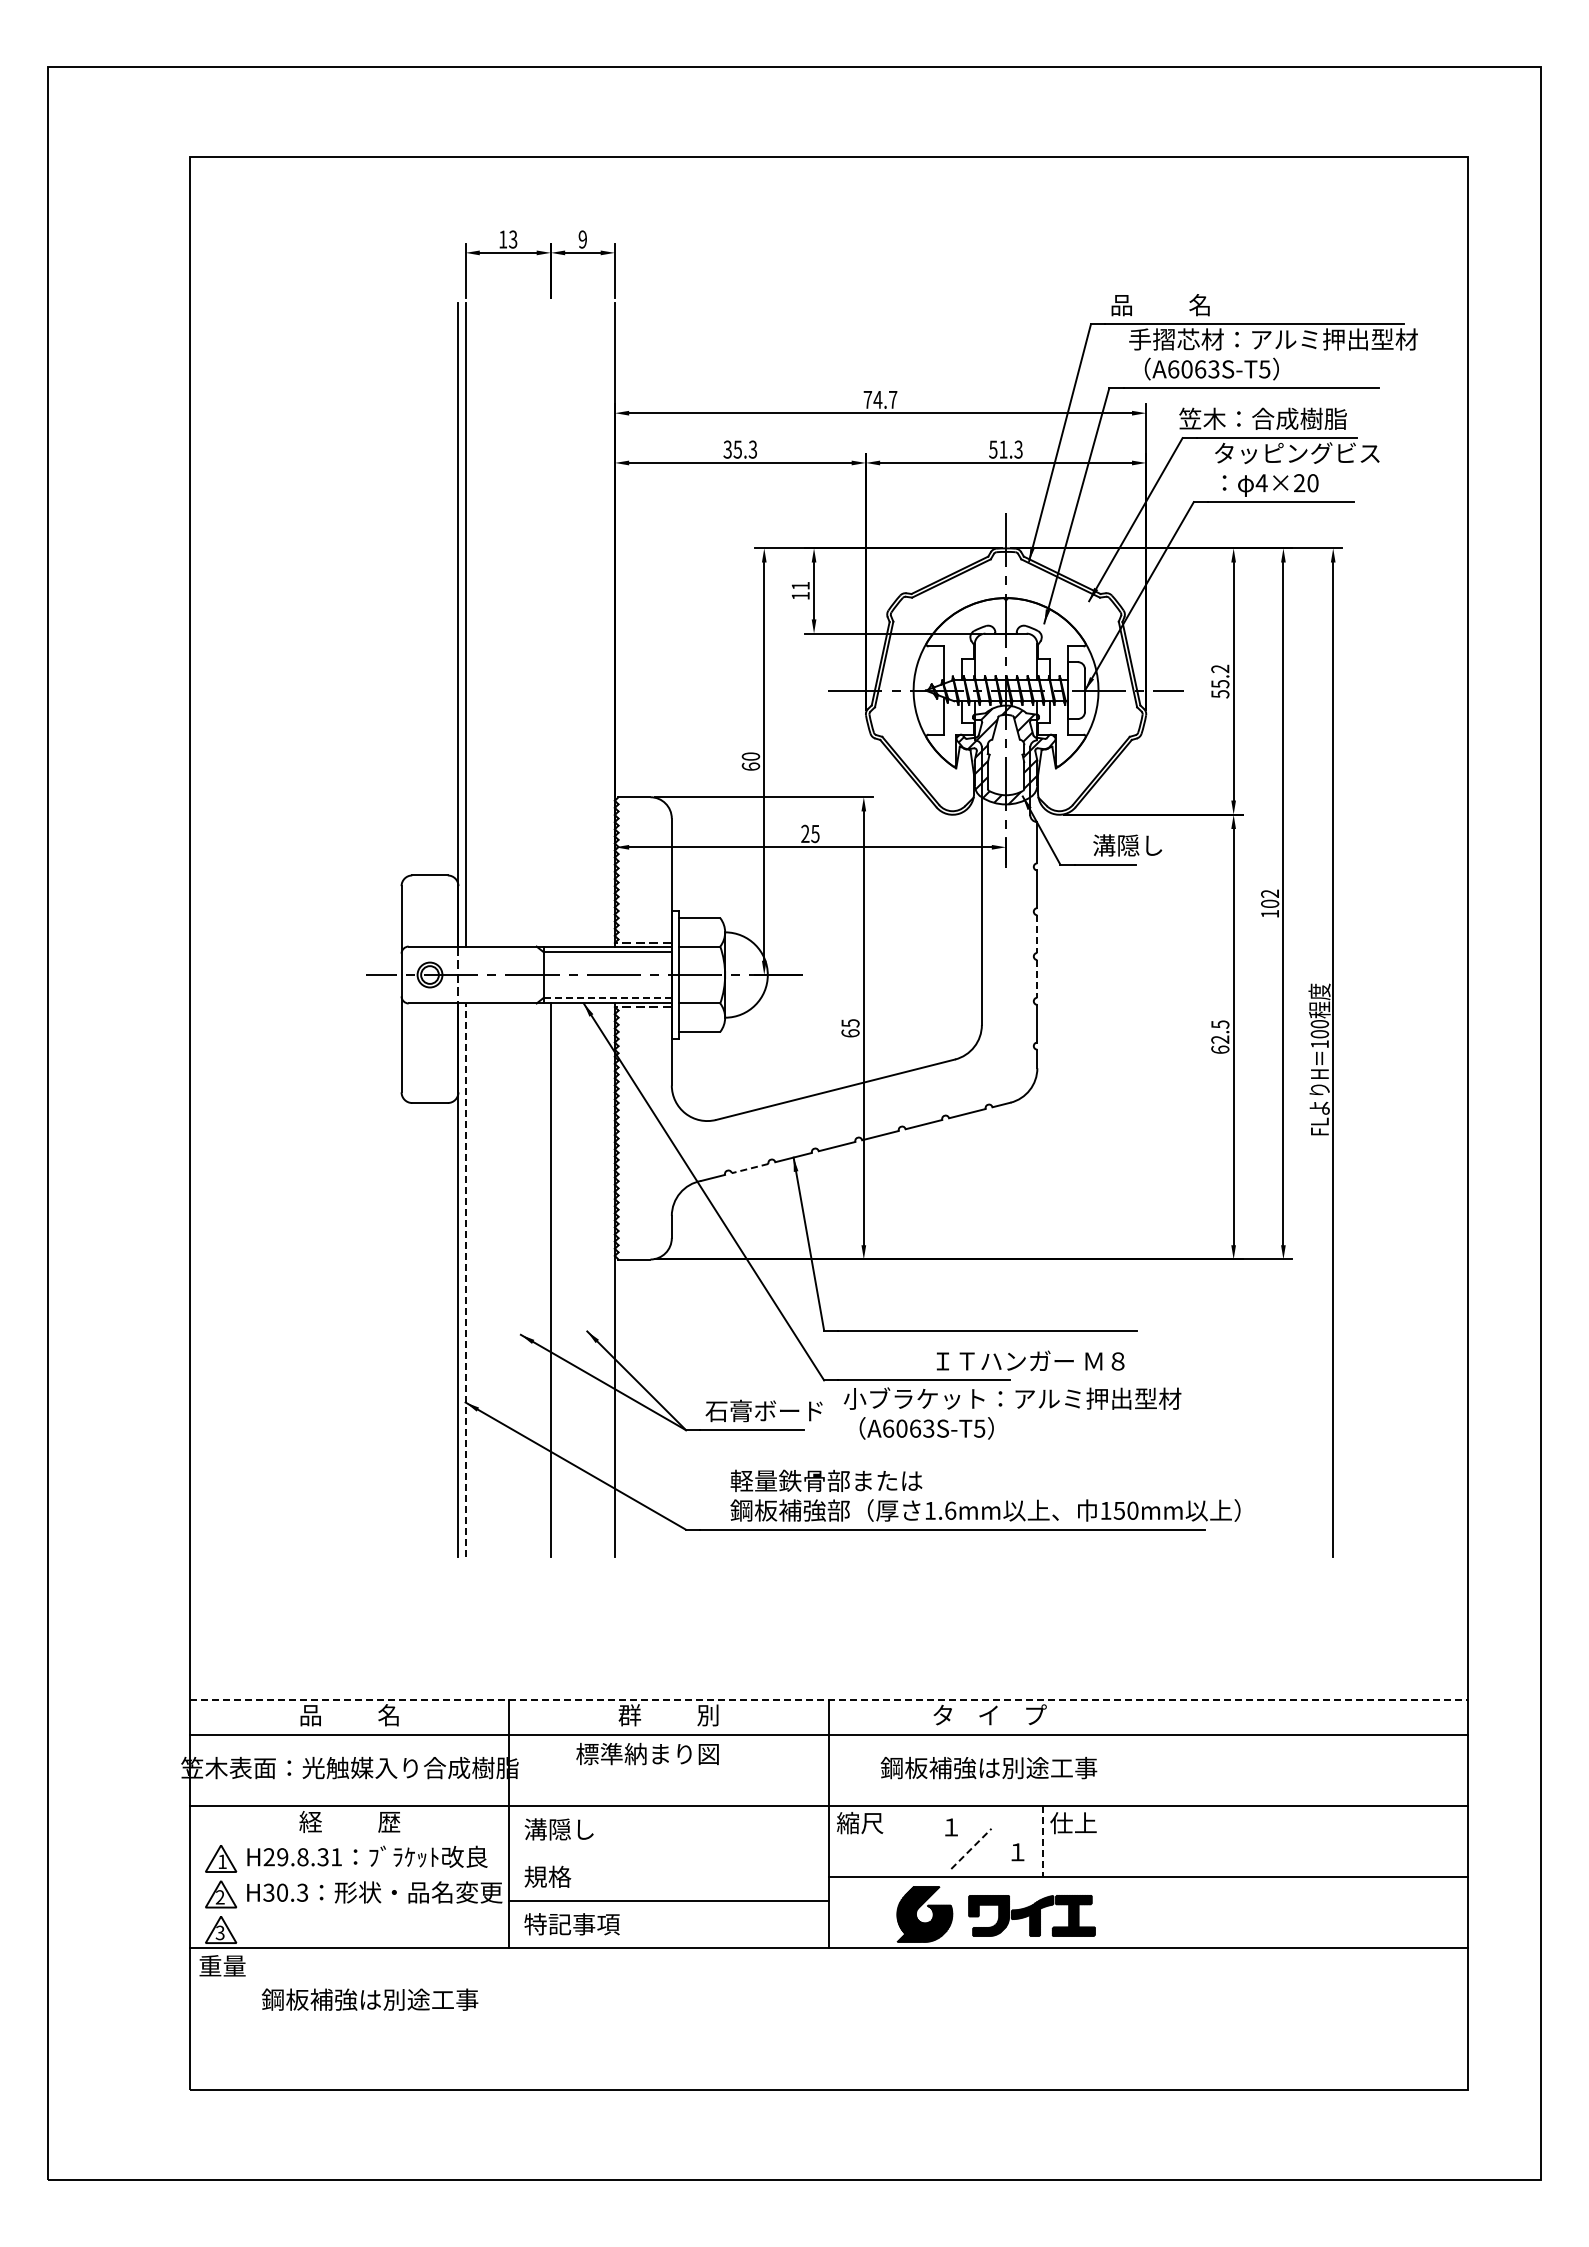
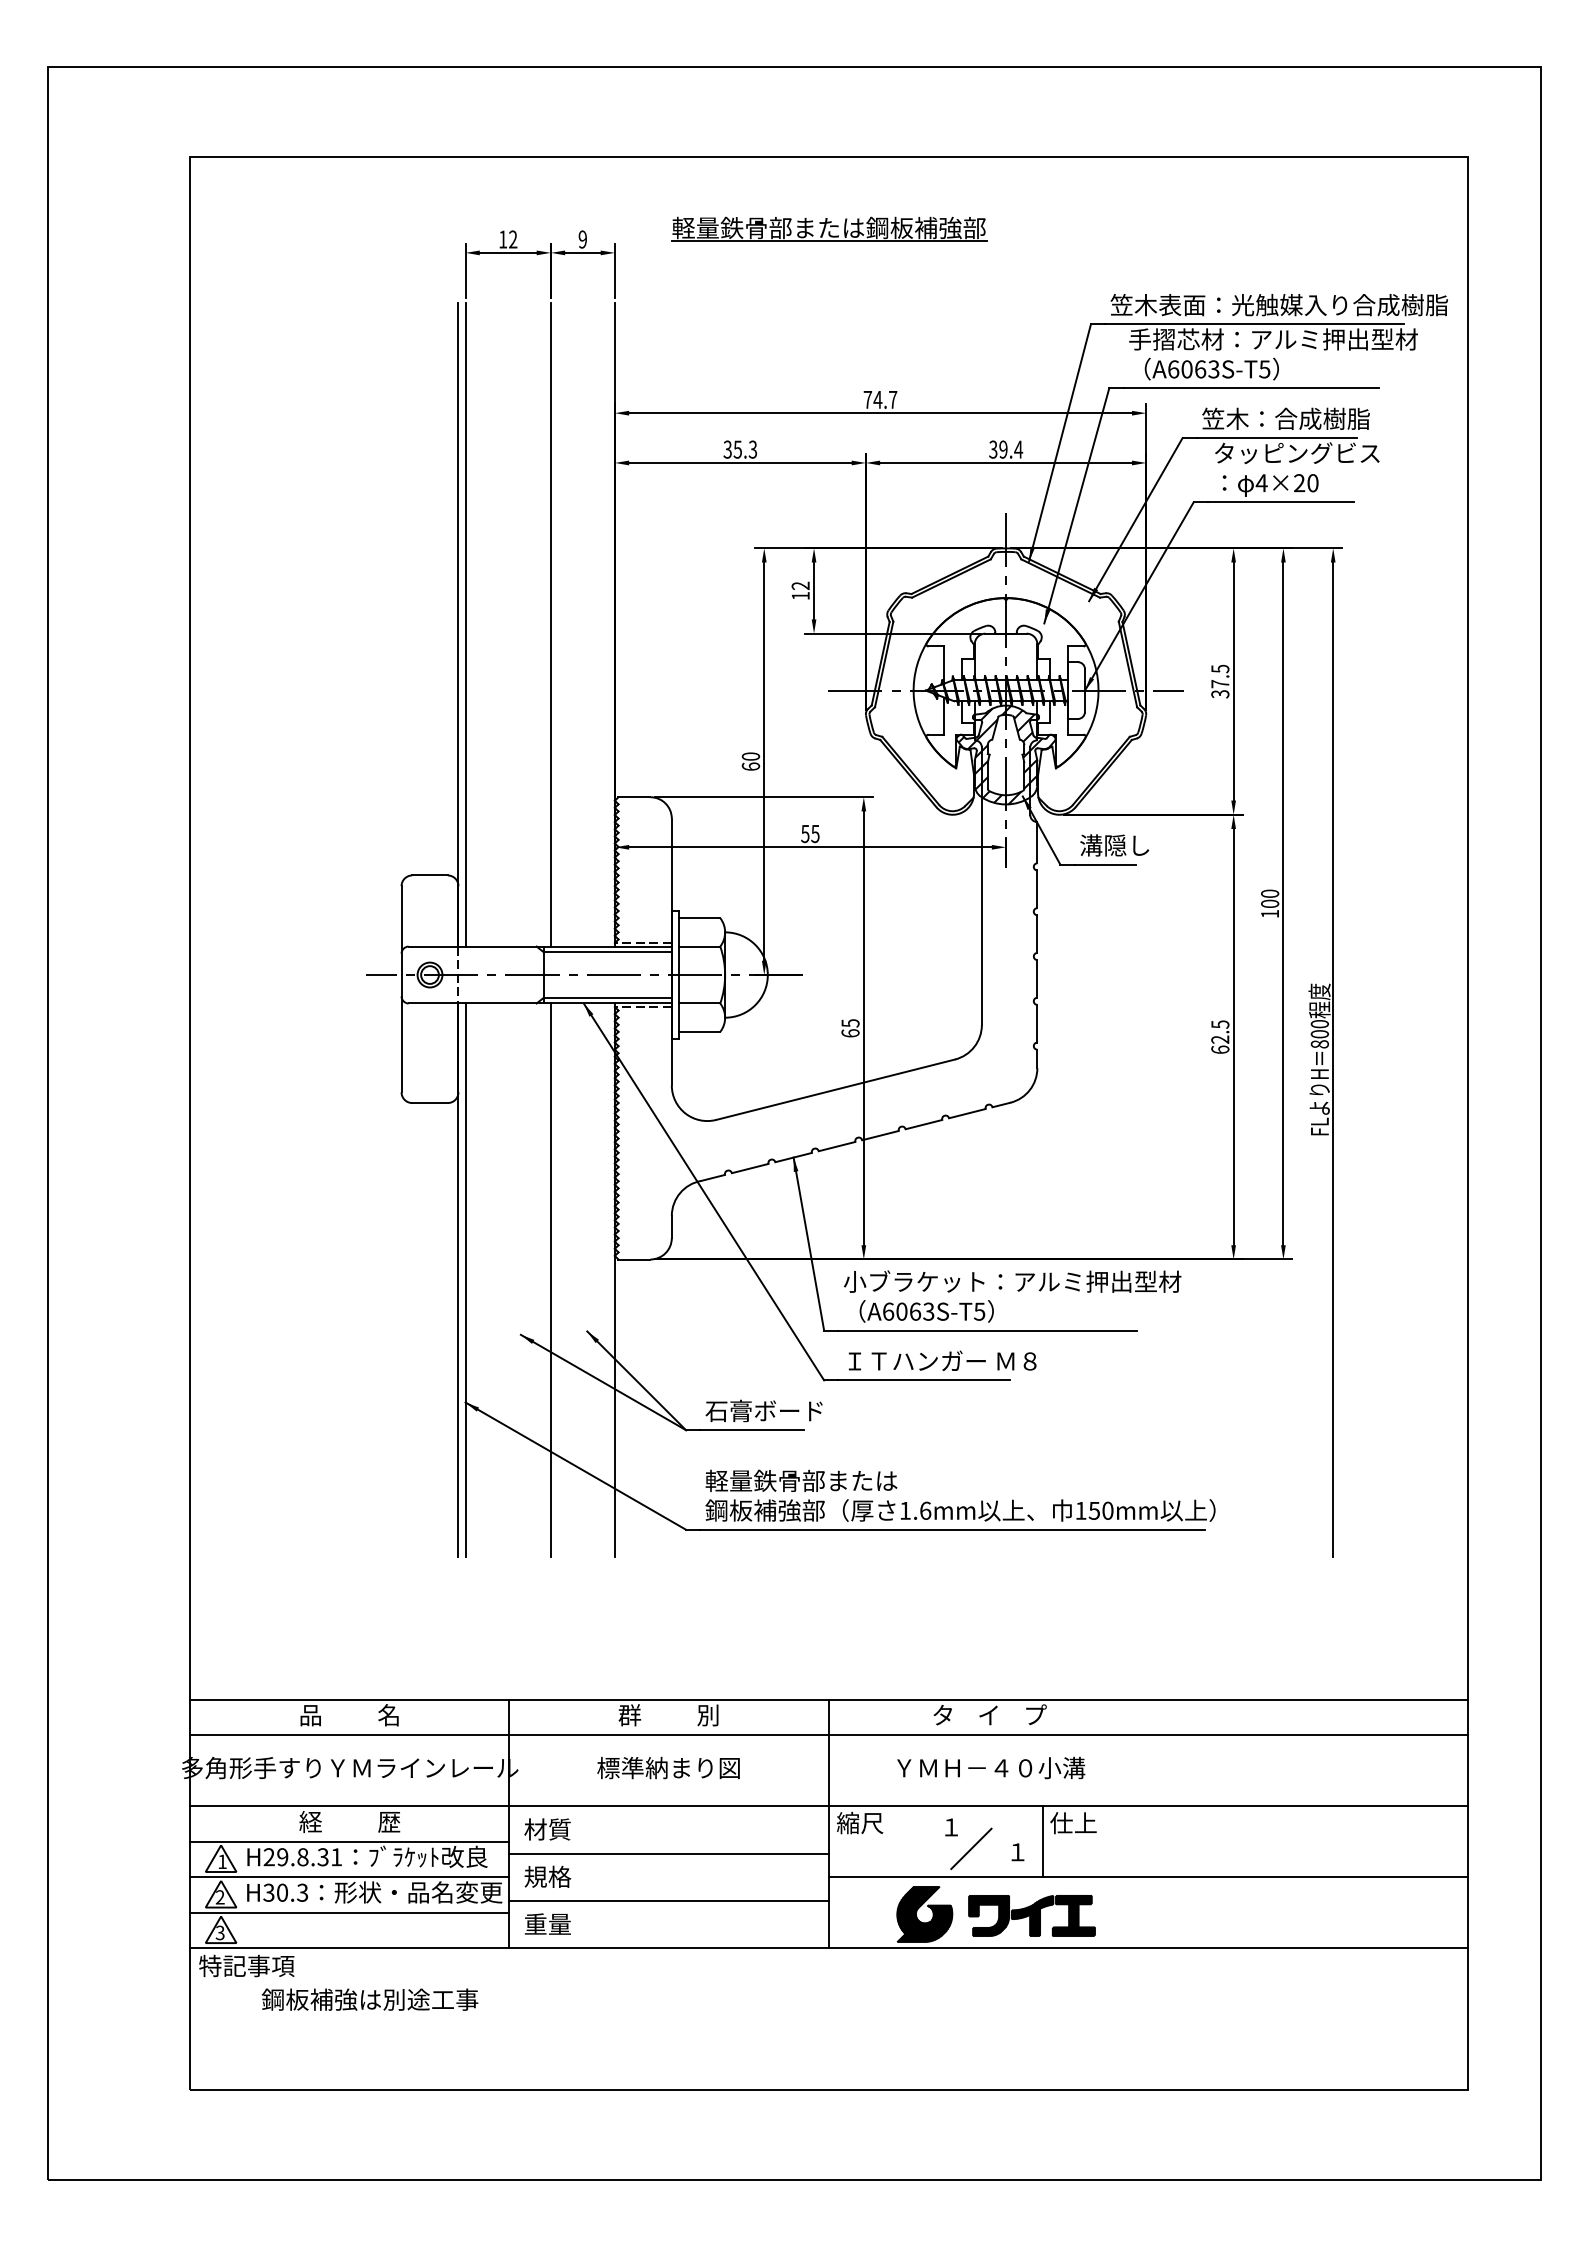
part: none -> present (829, 228)
text: 13 -> 12 (513, 239)
text: 品          名 -> 笠木表面：光触媒入り合成樹脂 (1278, 305)
text position: (1262, 418) -> (1285, 418) (1285, 418)
text: 51.3 -> 39.4 (1006, 449)
text: 11 -> 12 (800, 585)
line: none -> present (550, 624)
text: 55.2 -> 37.5 (1220, 680)
text: 25 -> 55 (805, 833)
text position: (1127, 845) -> (1114, 845) (1114, 845)
text: 102 -> 100 (1270, 893)
line: dashed -> solid (1037, 934)
line: dashed -> solid (1037, 978)
line: dashed -> solid (608, 997)
text: 100 -> 800 (1319, 1044)
line: dashed -> solid (750, 1168)
line: dashed -> solid (465, 1280)
text position: (1030, 1360) -> (942, 1360) (942, 1360)
text position: (1012, 1413) -> (1012, 1296) (1012, 1296)
text position: (985, 1495) -> (960, 1495) (960, 1495)
line: dashed -> solid (829, 1699)
text position: (647, 1753) -> (668, 1767) (668, 1767)
text: 笠木表面：光触媒入り合成樹脂 -> 多角形手すりＹＭラインレール (349, 1767)
text: 鋼板補強は別途工事 -> ＹＭＨ－４０小溝 (988, 1767)
text: 溝隠し -> 材質 (558, 1829)
line: none -> present (349, 1841)
line: dashed -> solid (1042, 1841)
line: dashed -> solid (971, 1848)
line: none -> present (669, 1853)
line: none -> present (349, 1877)
line: none -> present (349, 1912)
text: 特記事項 -> 重量 (571, 1924)
text: 重量 -> 特記事項 (246, 1965)
